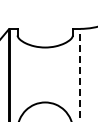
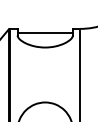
line: none -> present (44, 32)
line: dashed -> solid (80, 75)
